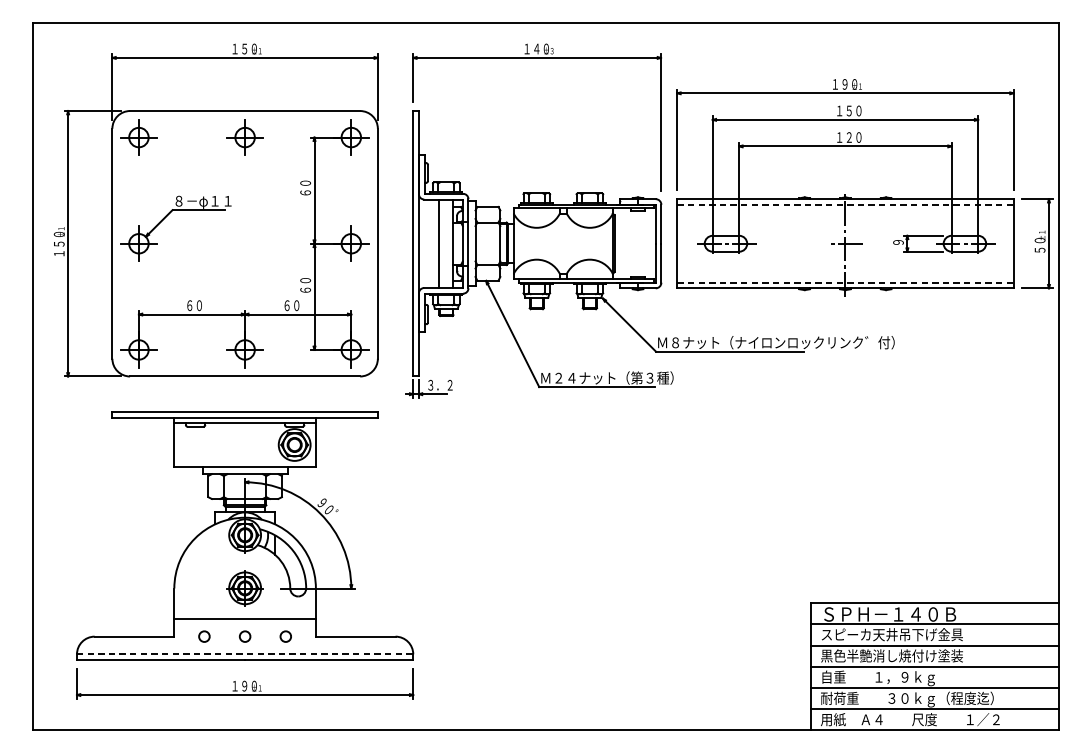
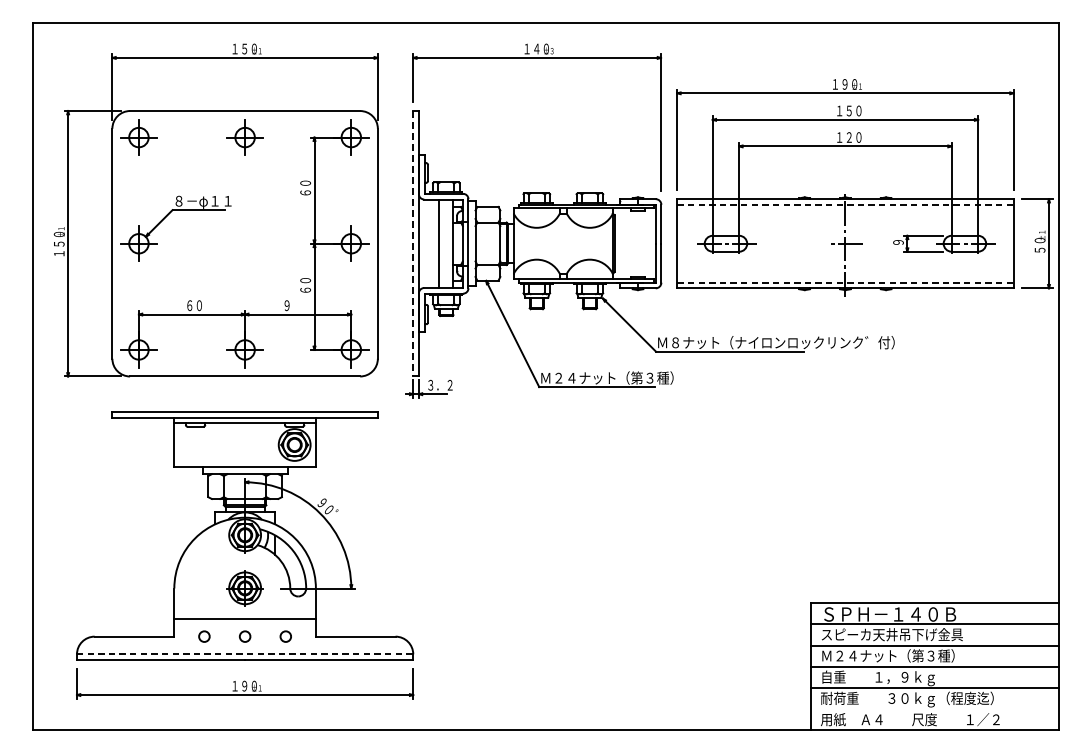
line: solid -> dashed (413, 243)
text: ６０ -> ９ (291, 305)
text: 黒色半艶消し焼付け塗装 -> Ｍ２４ナット（第３種） (891, 655)
line: present -> none (935, 709)
